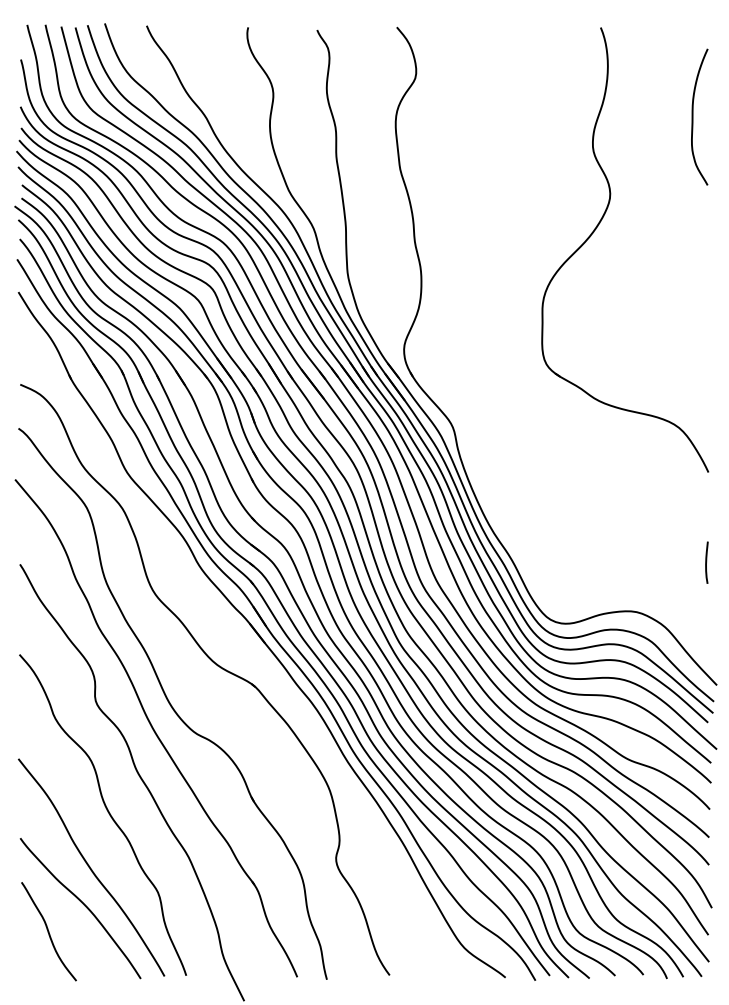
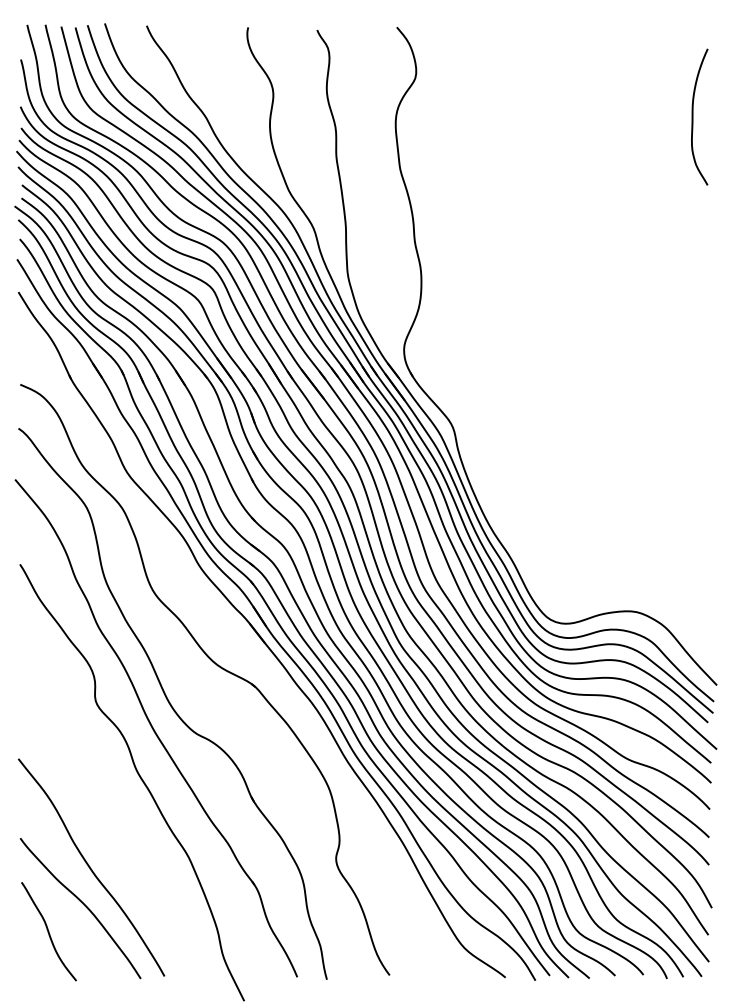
part: present -> none (596, 229)
curve: present -> none (706, 562)
curve: present -> none (107, 812)
